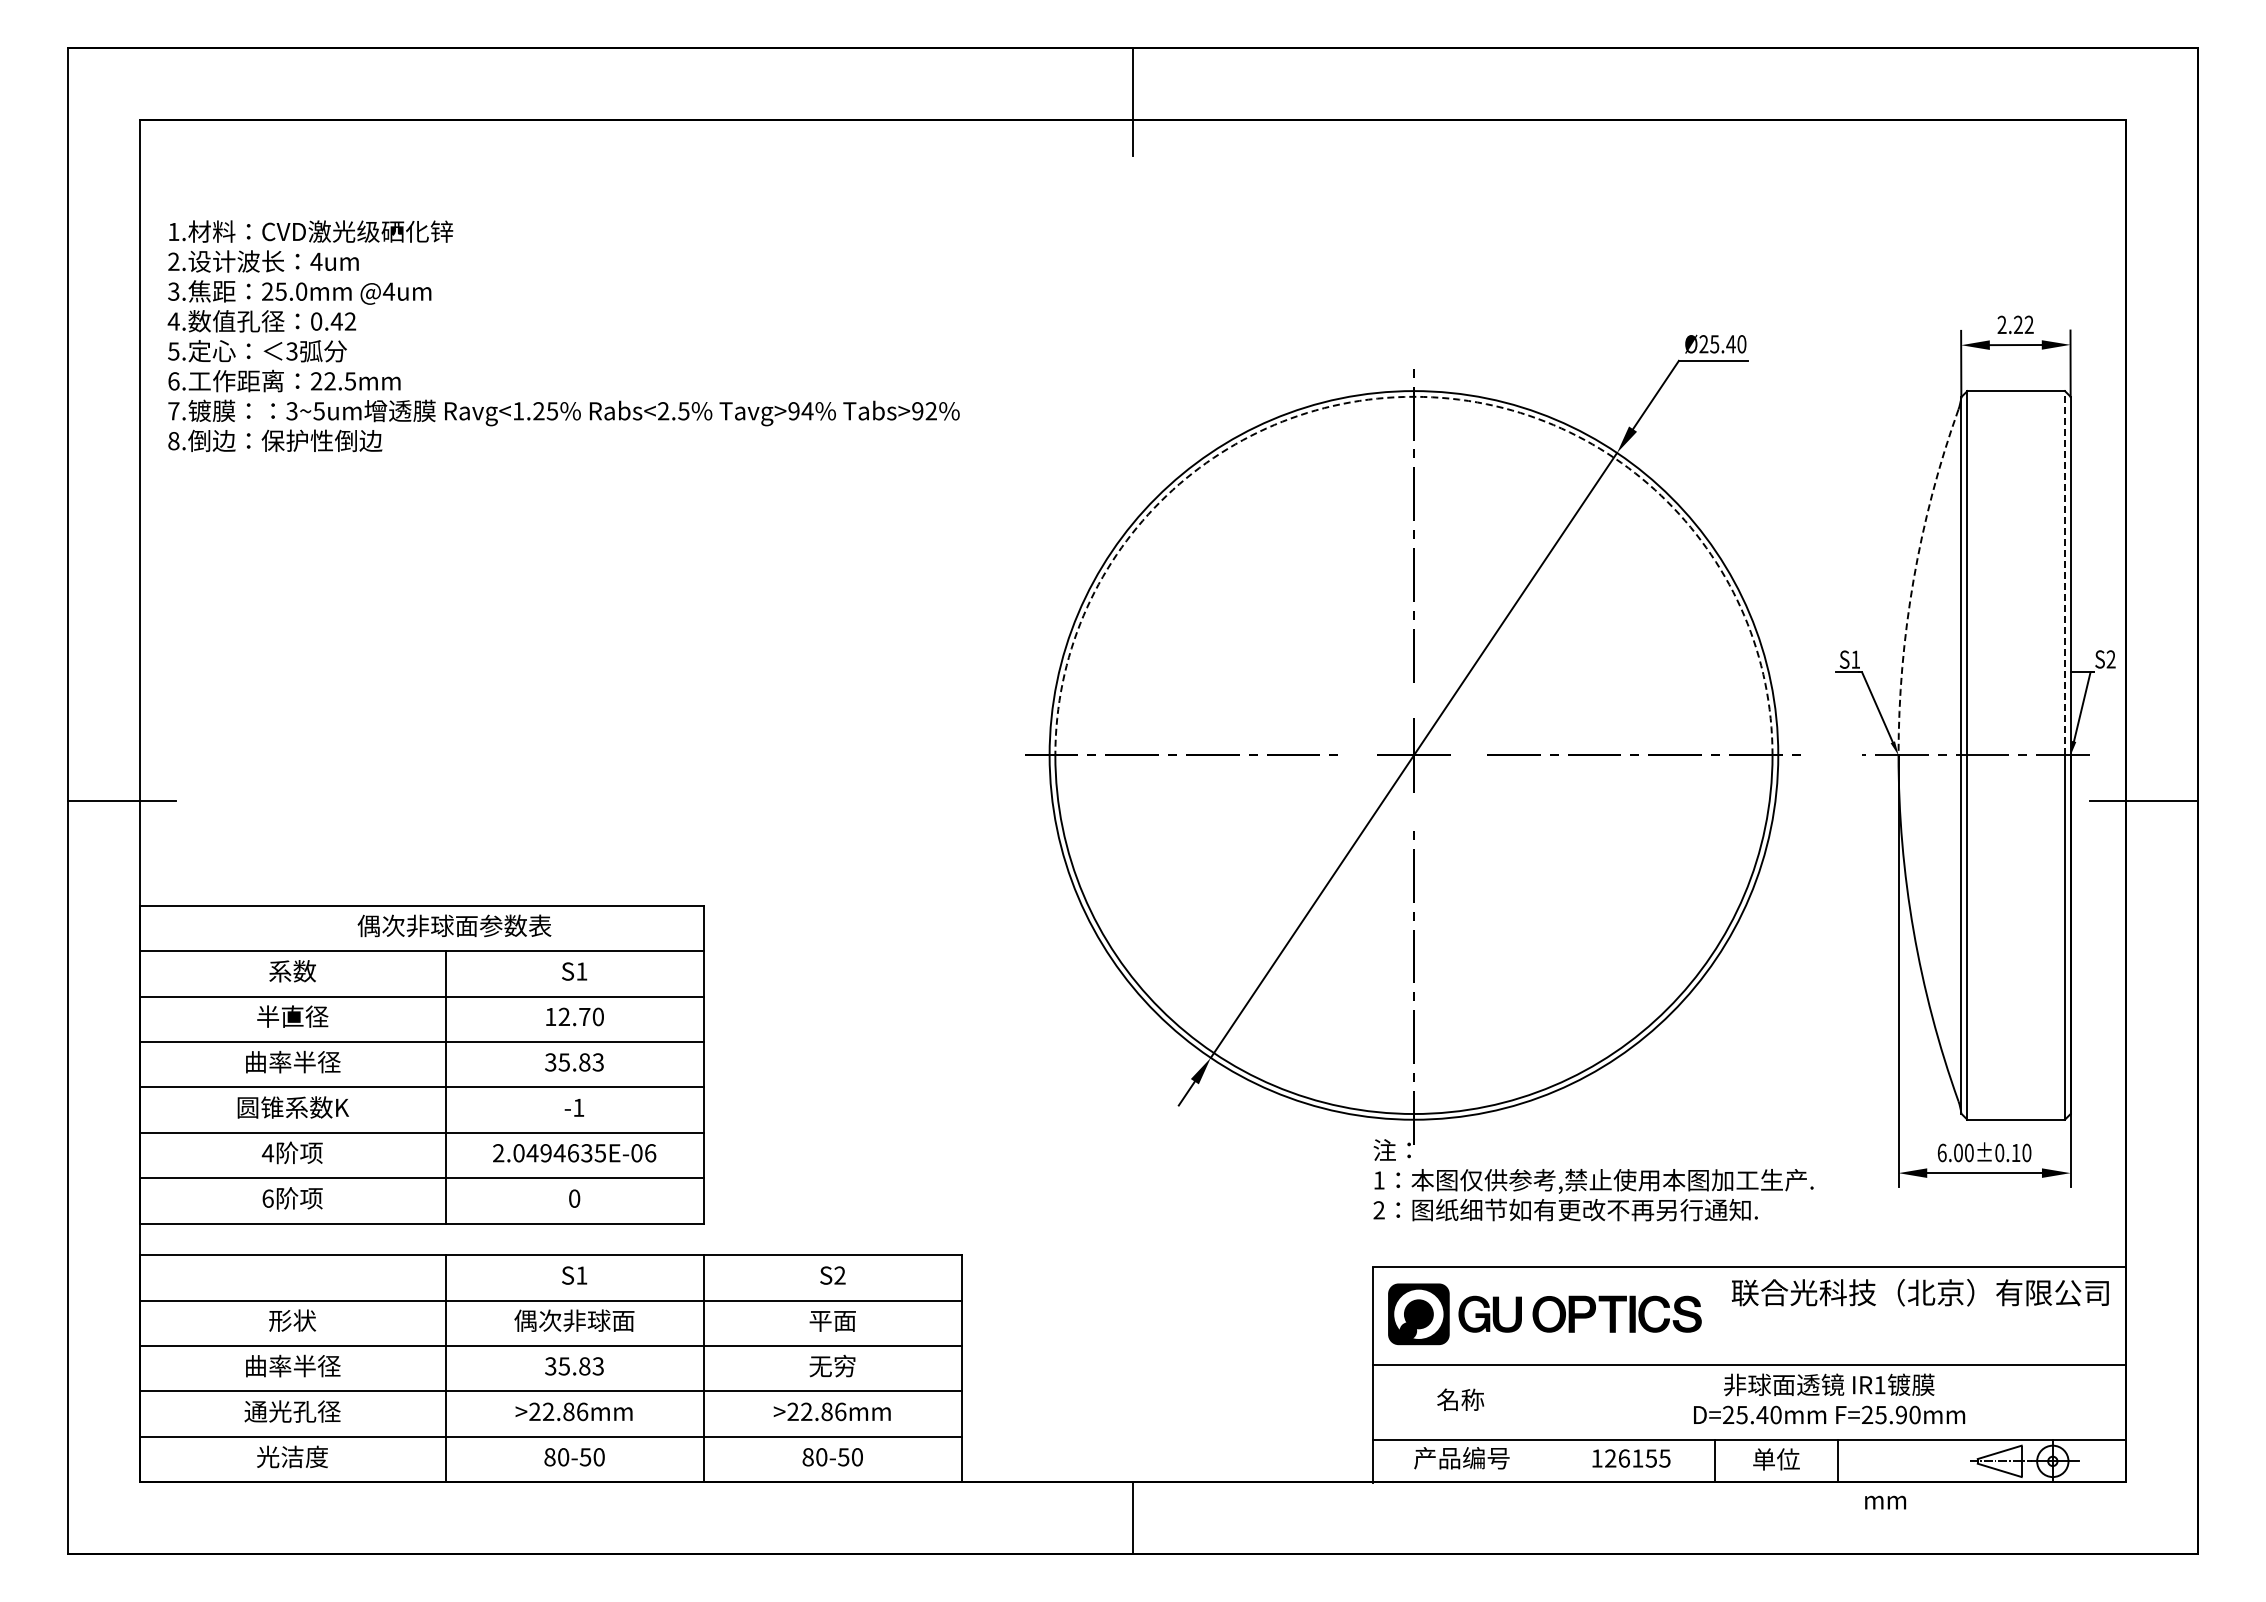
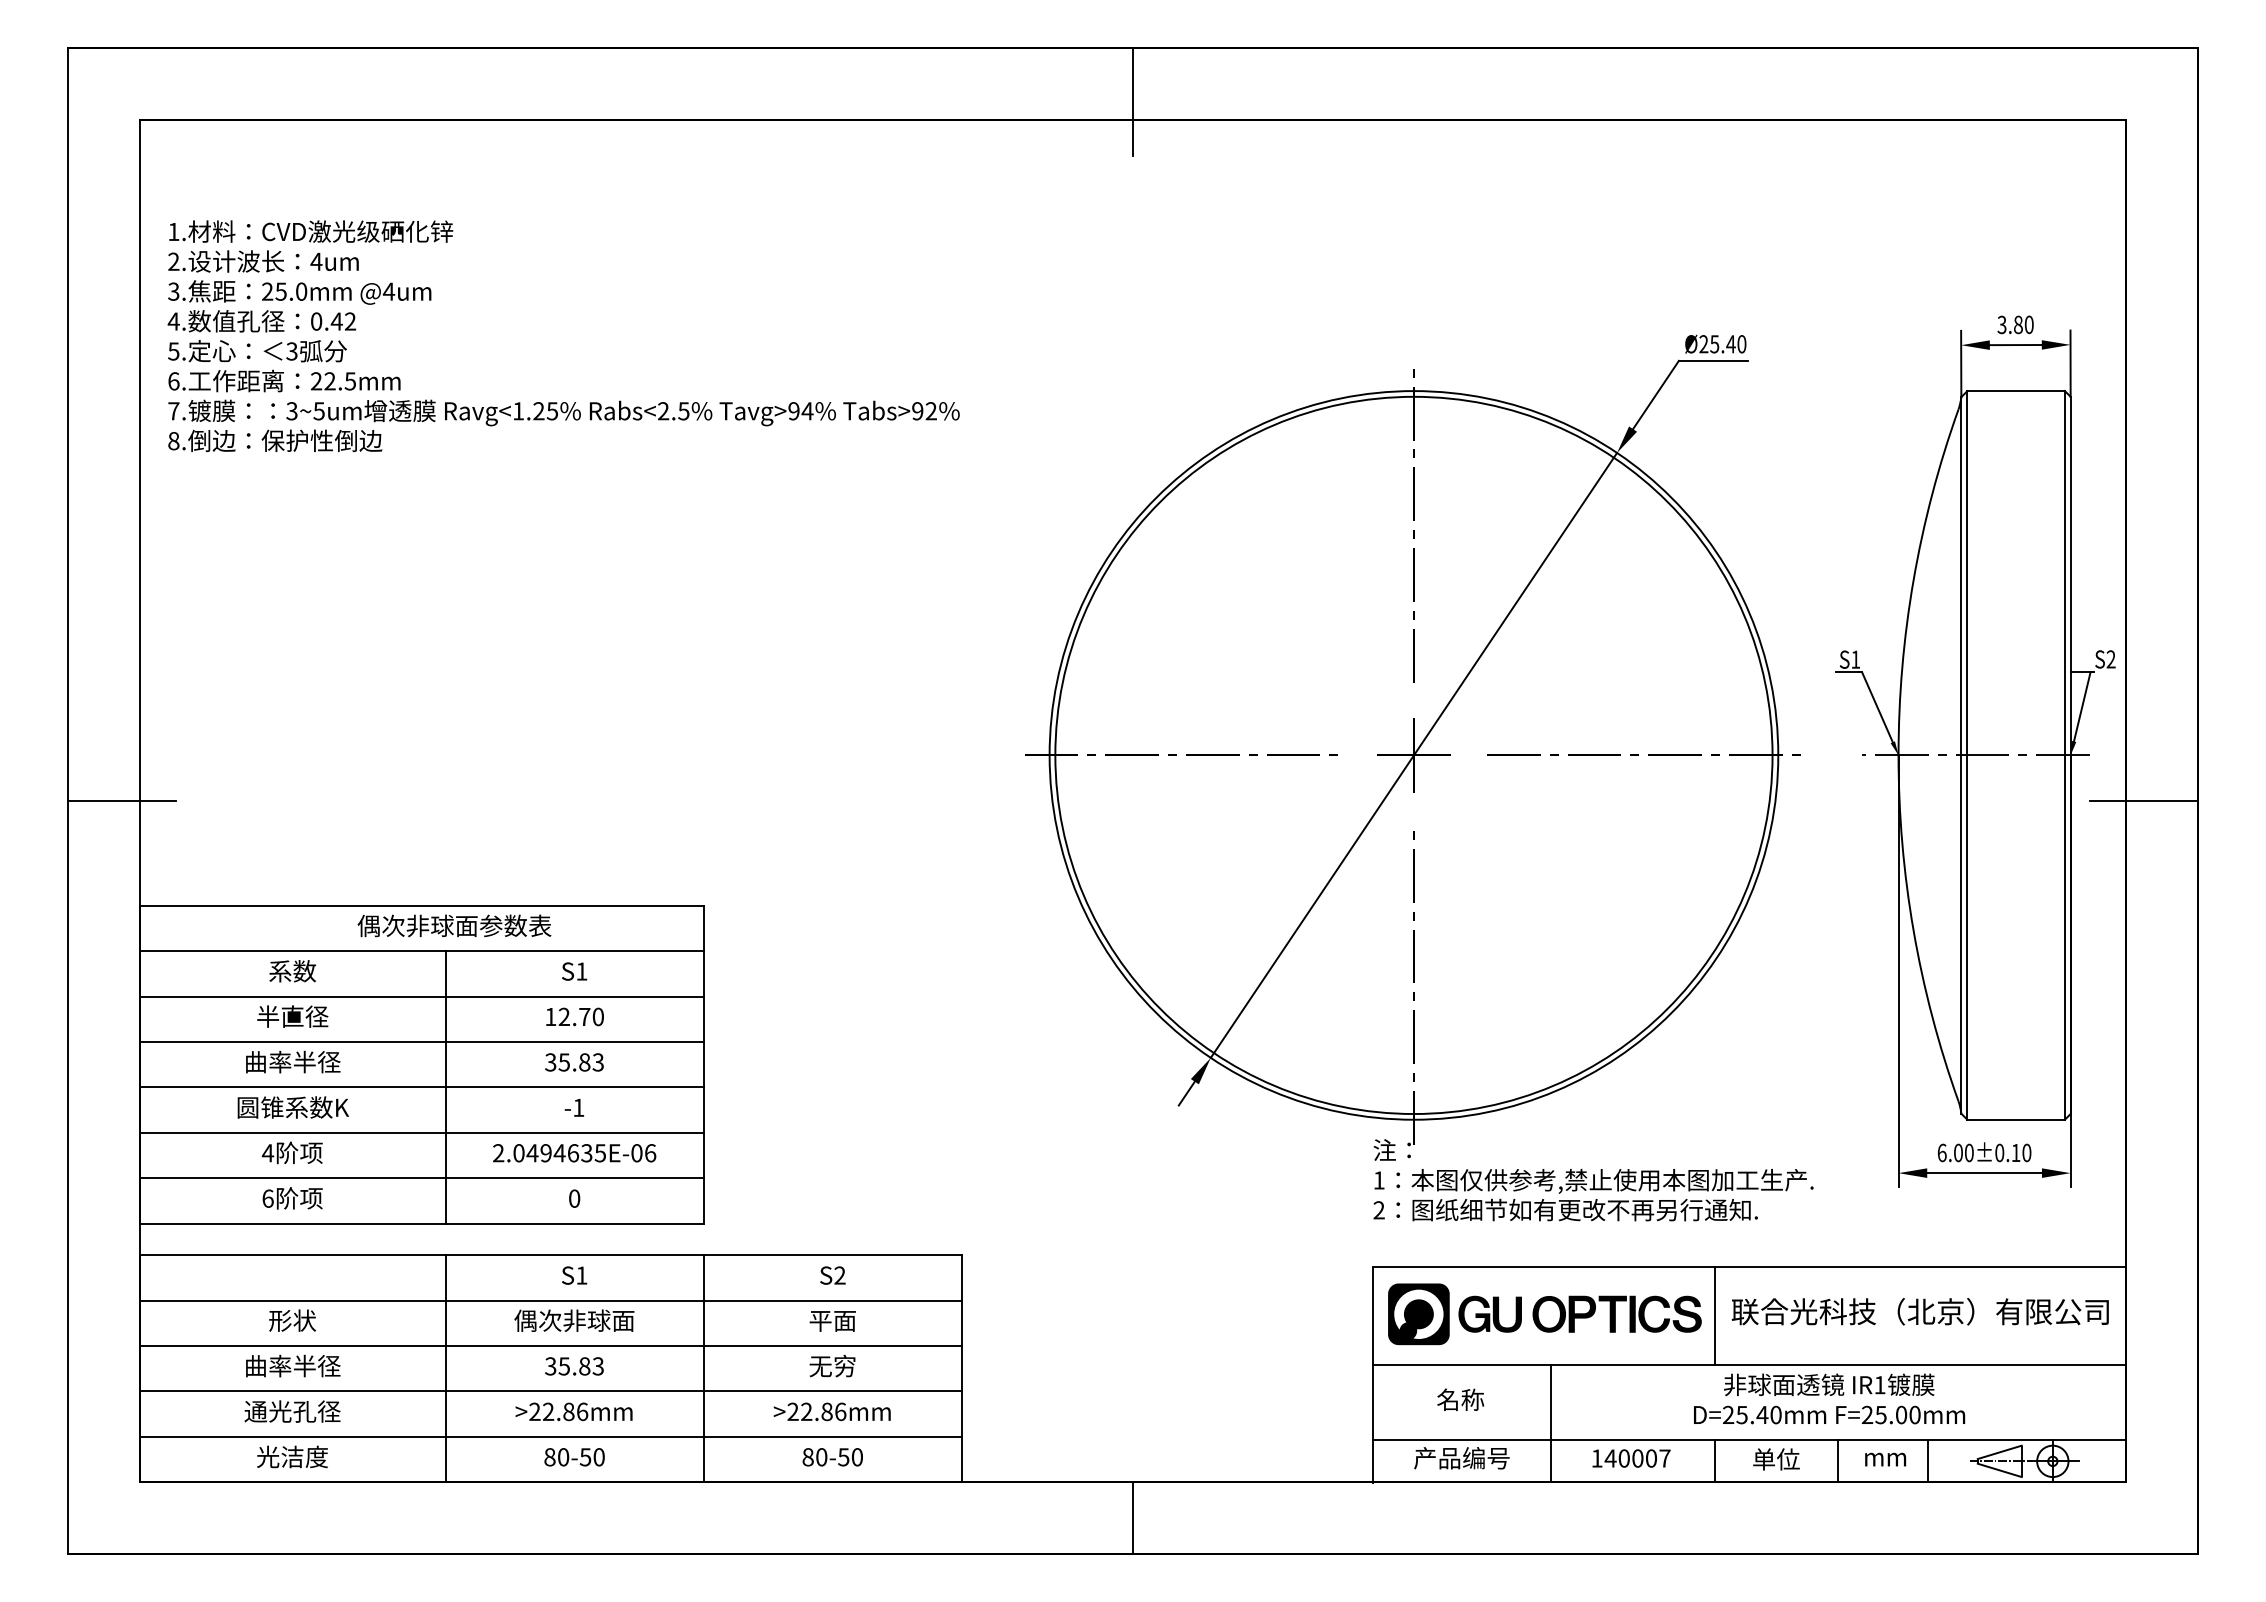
text: 2.22 -> 3.80 (2015, 324)
arc: dashed -> solid (1413, 396)
line: dashed -> solid (2064, 572)
arc: dashed -> solid (1913, 579)
text position: (1919, 1292) -> (1919, 1311) (1919, 1311)
line: none -> present (1714, 1315)
text: F=25.90mm -> F=25.00mm (1901, 1415)
line: none -> present (1550, 1423)
text: 126155 -> 140007 (1637, 1458)
line: none -> present (1927, 1461)
text position: (1885, 1502) -> (1885, 1459) (1885, 1459)
